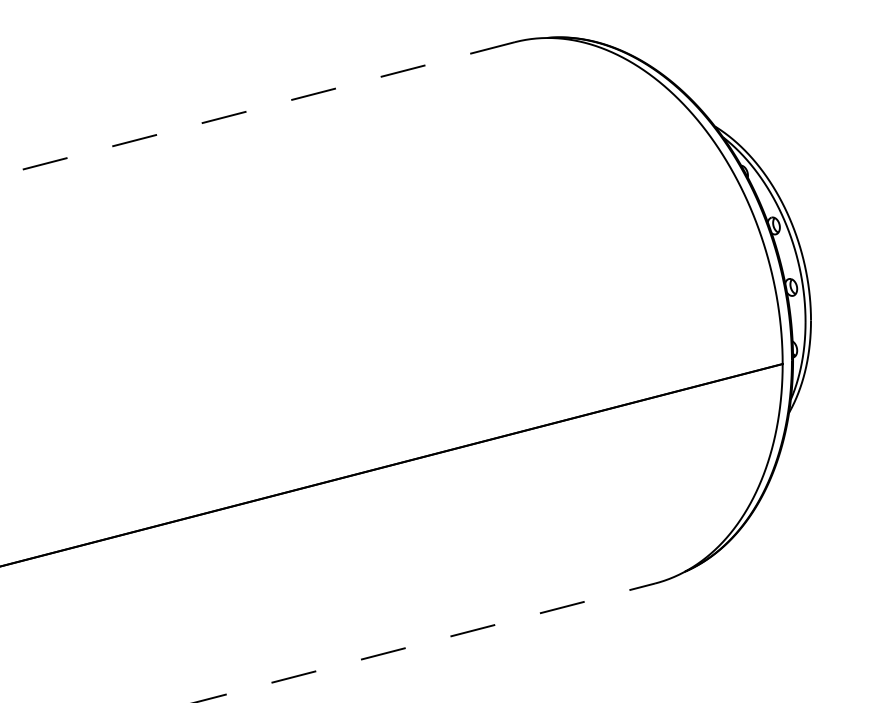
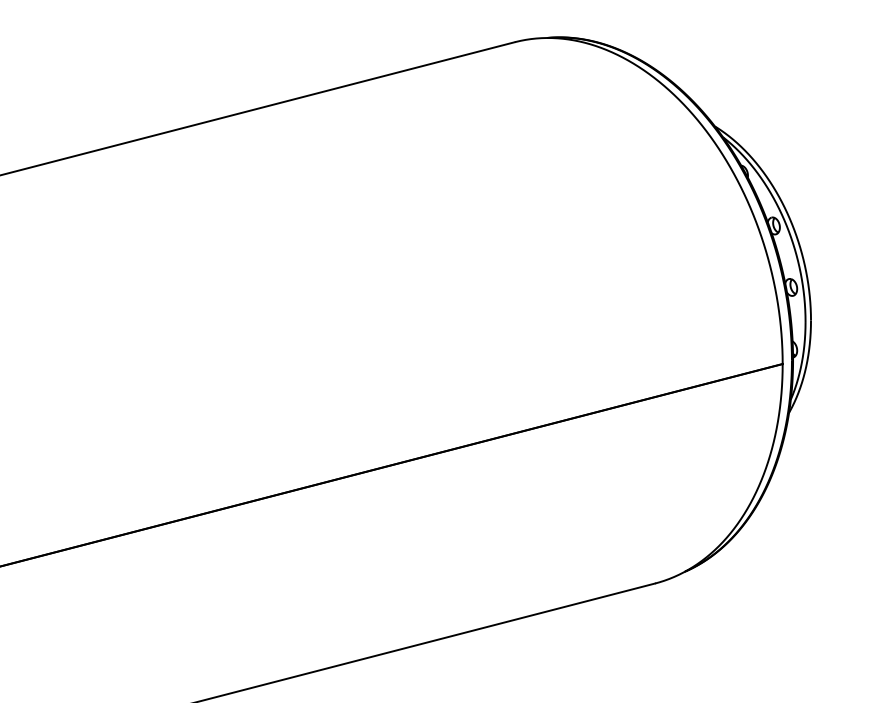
line: dashed -> solid (257, 108)
line: dashed -> solid (424, 643)
